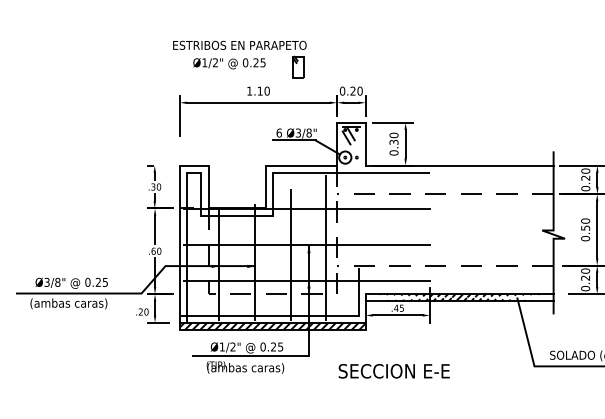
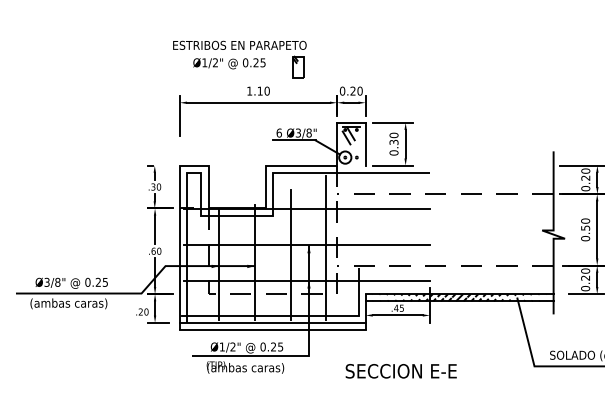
line: present -> none (459, 165)
hatch: present -> none (272, 325)
text position: (393, 371) -> (400, 371) (400, 371)
